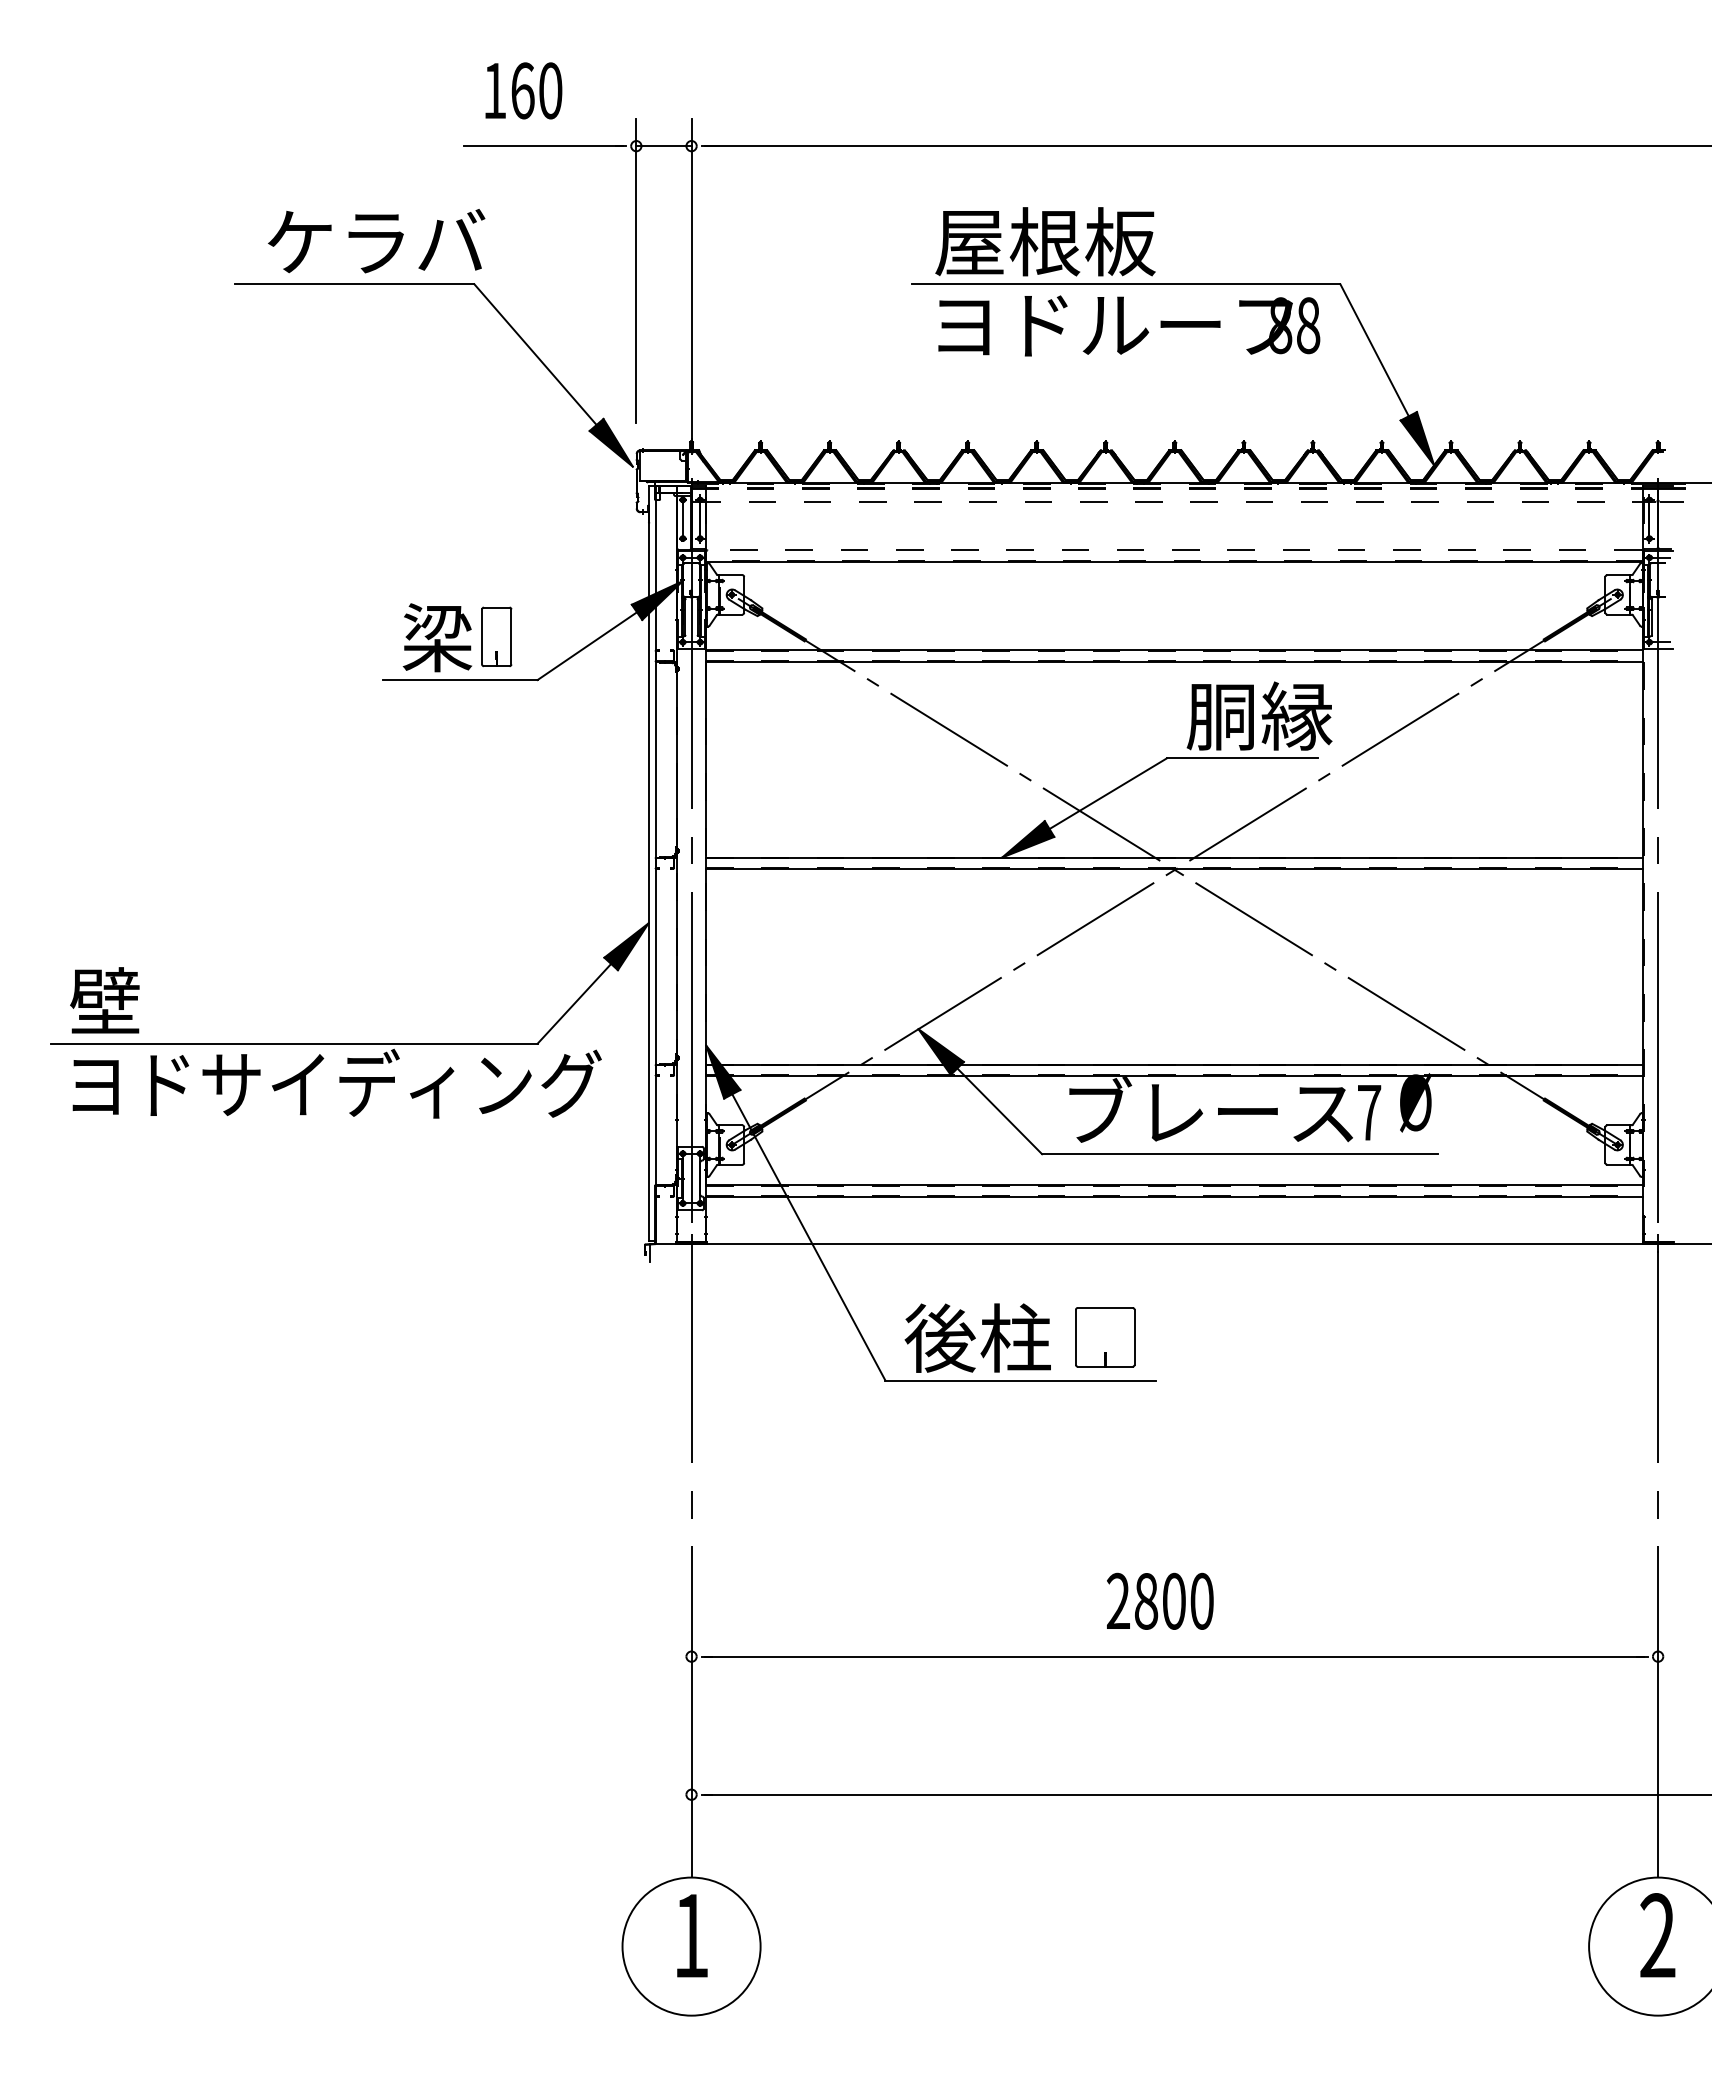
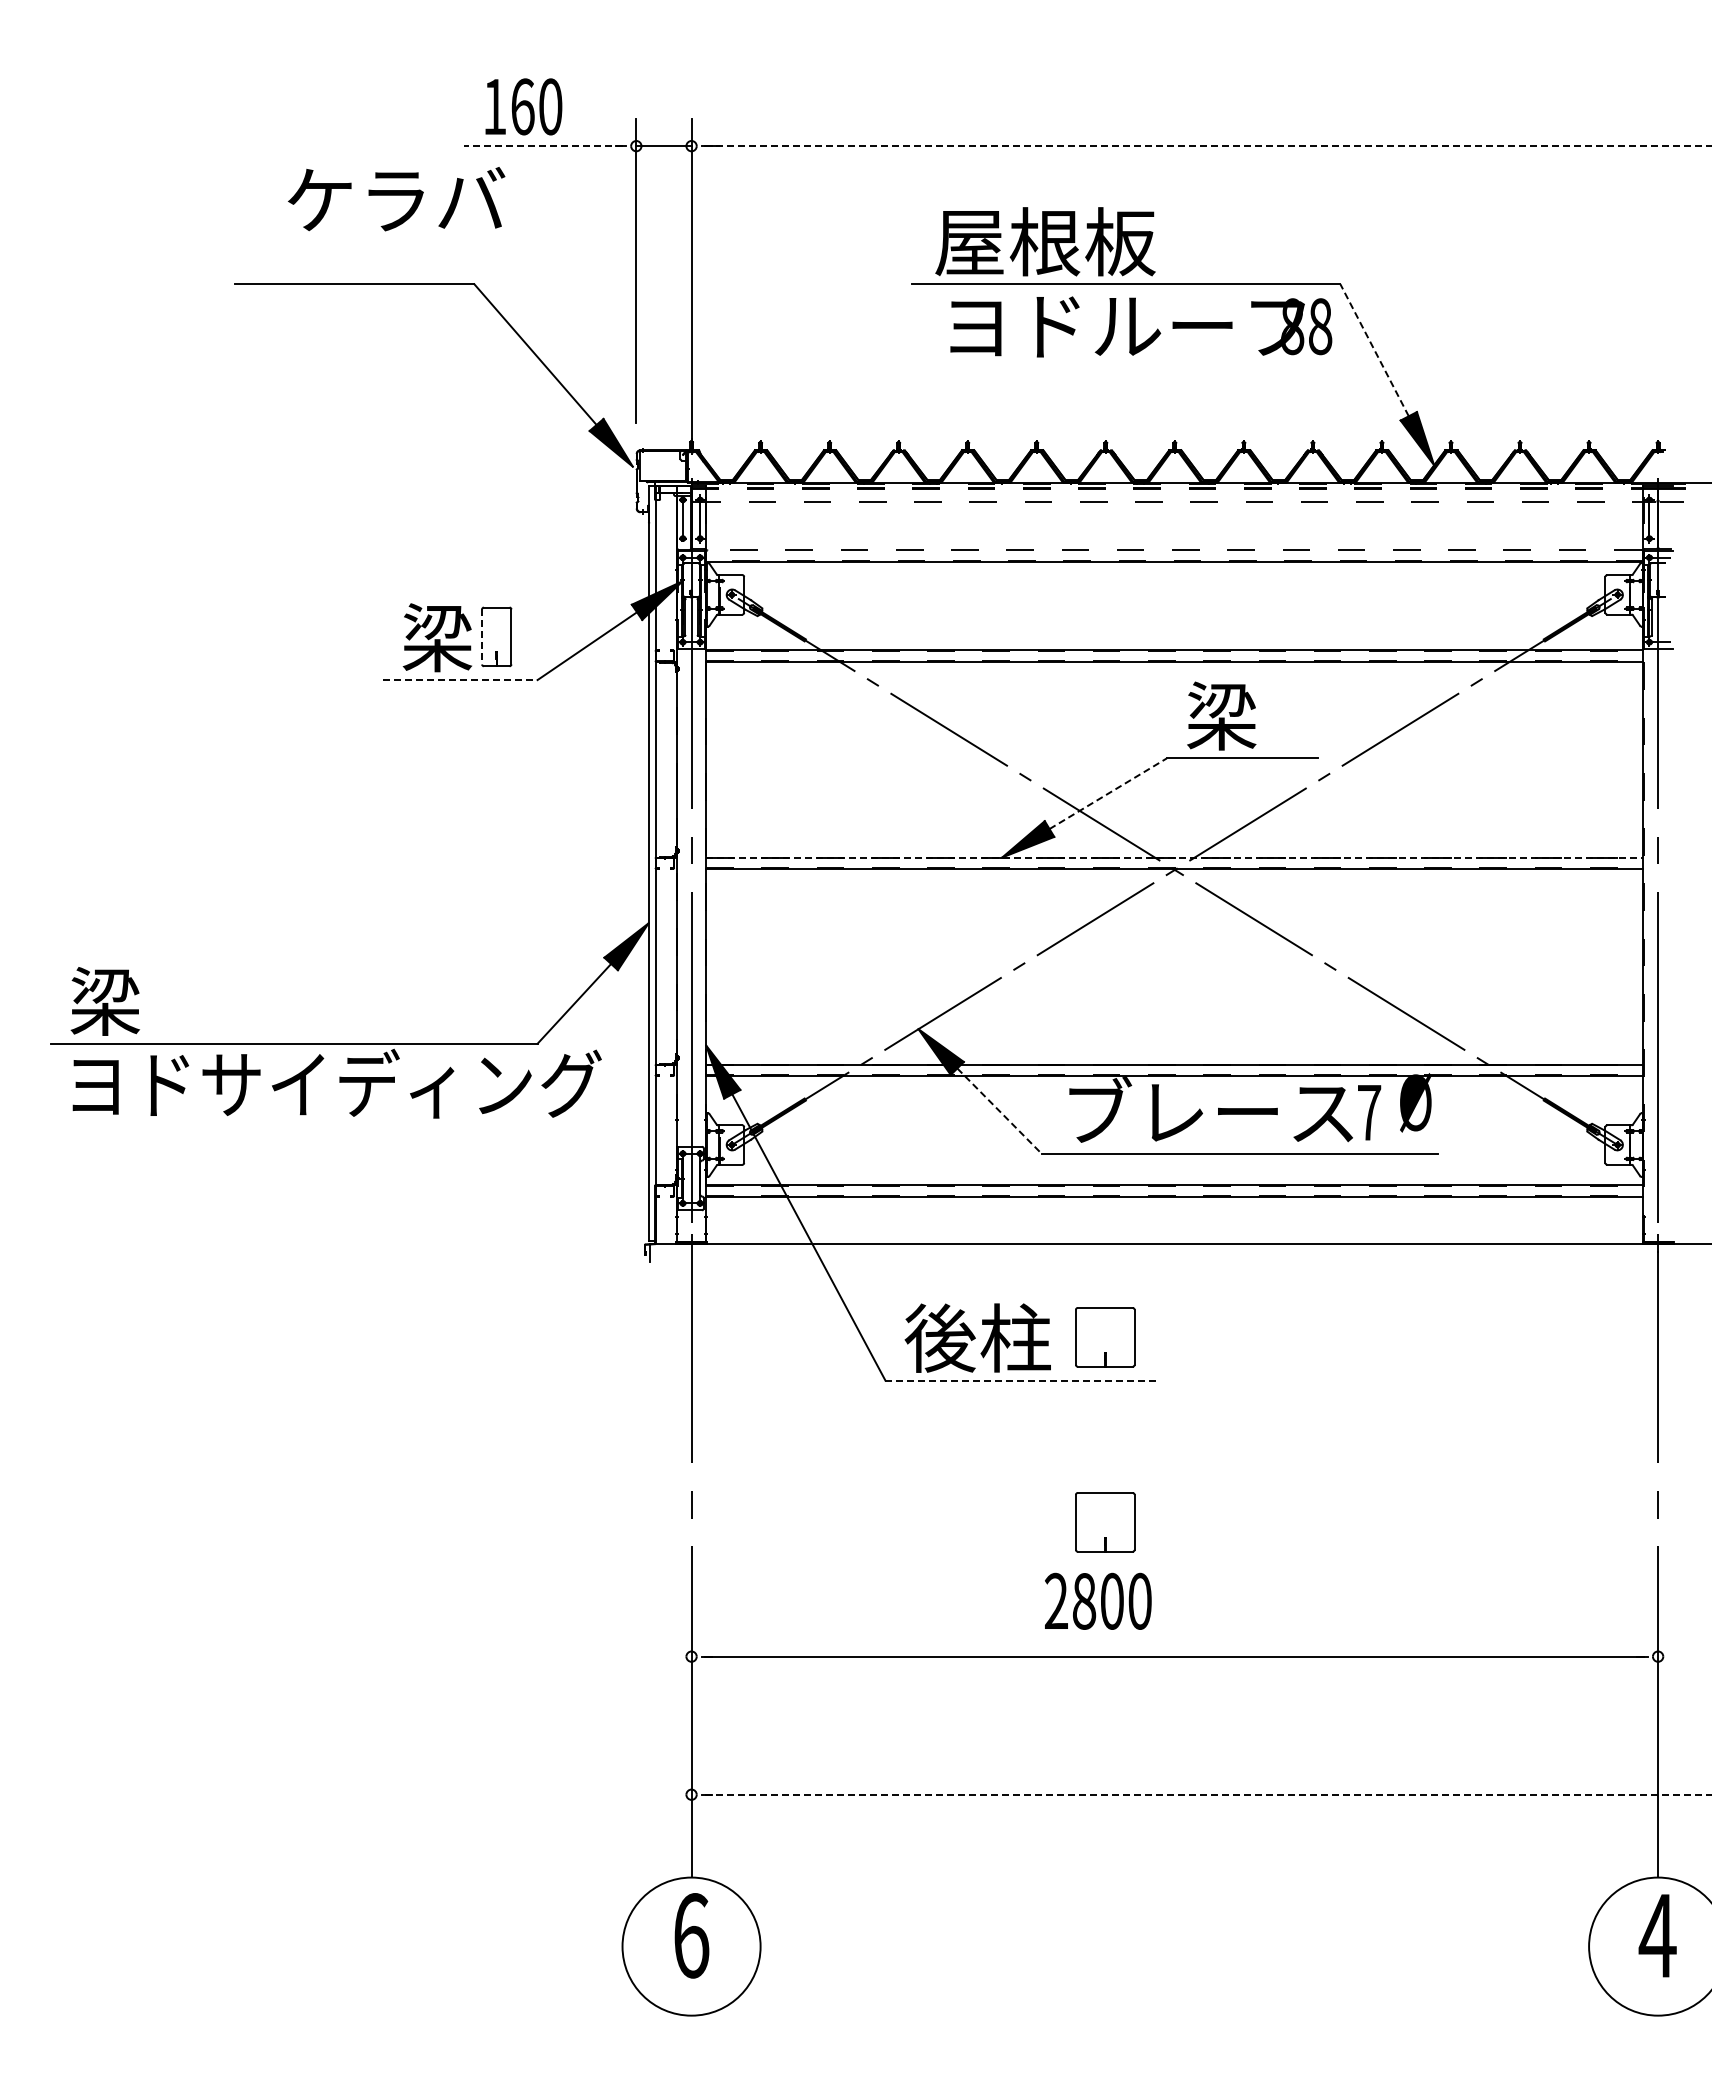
text position: (523, 90) -> (523, 106) (523, 106)
line: solid -> dashed (542, 146)
line: solid -> dashed (1208, 146)
text position: (376, 241) -> (396, 199) (396, 199)
text position: (1129, 325) -> (1141, 326) (1141, 326)
line: solid -> dashed (1374, 349)
line: solid -> dashed (482, 636)
line: solid -> dashed (460, 680)
text: 胴縁 -> 梁 (1259, 715)
line: solid -> dashed (1108, 793)
line: solid -> dashed (1174, 857)
text: 壁 -> 梁 (105, 1001)
line: solid -> dashed (1000, 1111)
line: solid -> dashed (1021, 1380)
part: none -> present (1105, 1522)
text position: (1160, 1600) -> (1098, 1600) (1098, 1600)
line: solid -> dashed (1208, 1794)
text: 1 -> 6 (691, 1935)
text: 2 -> 4 (1657, 1935)
